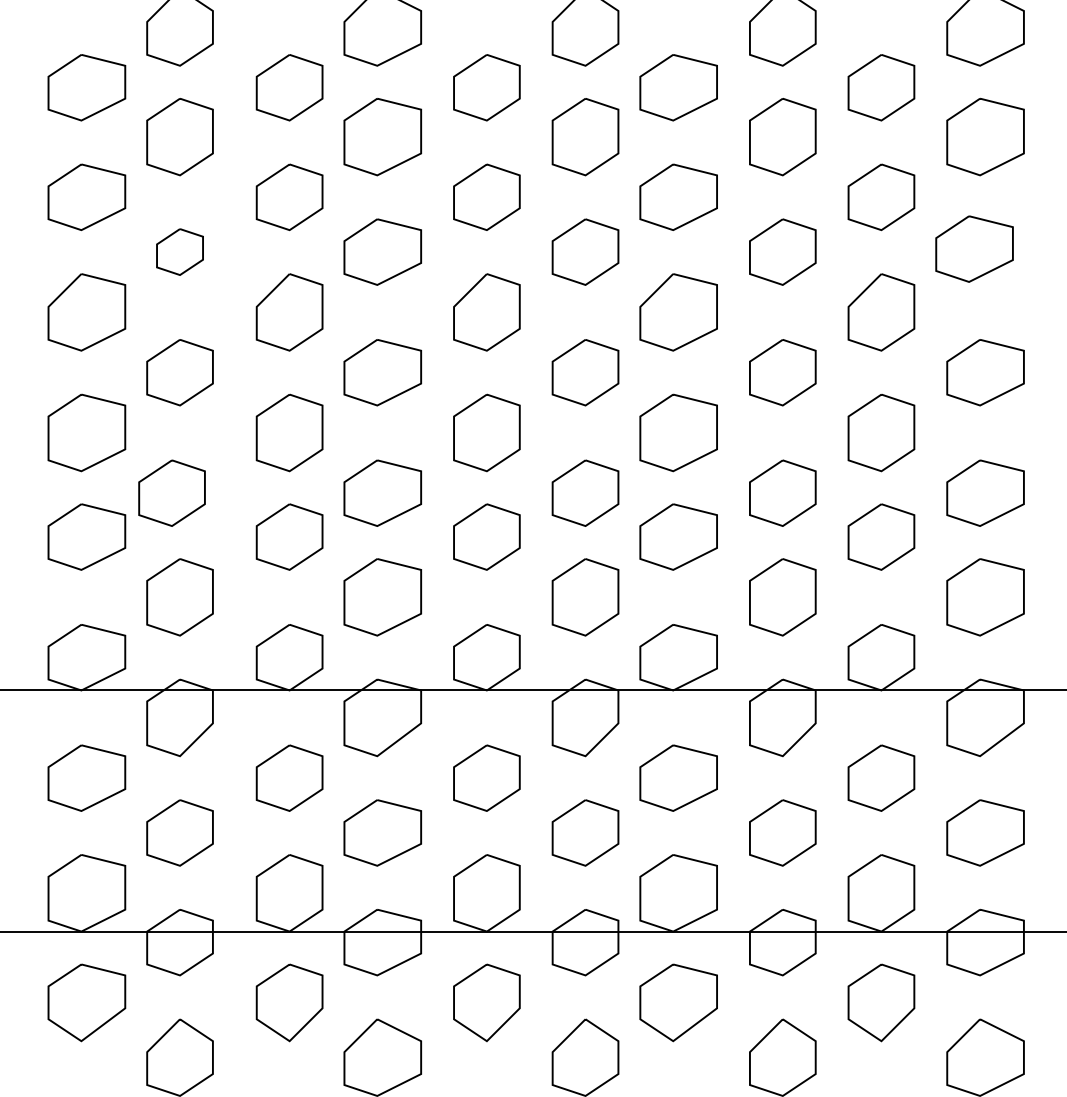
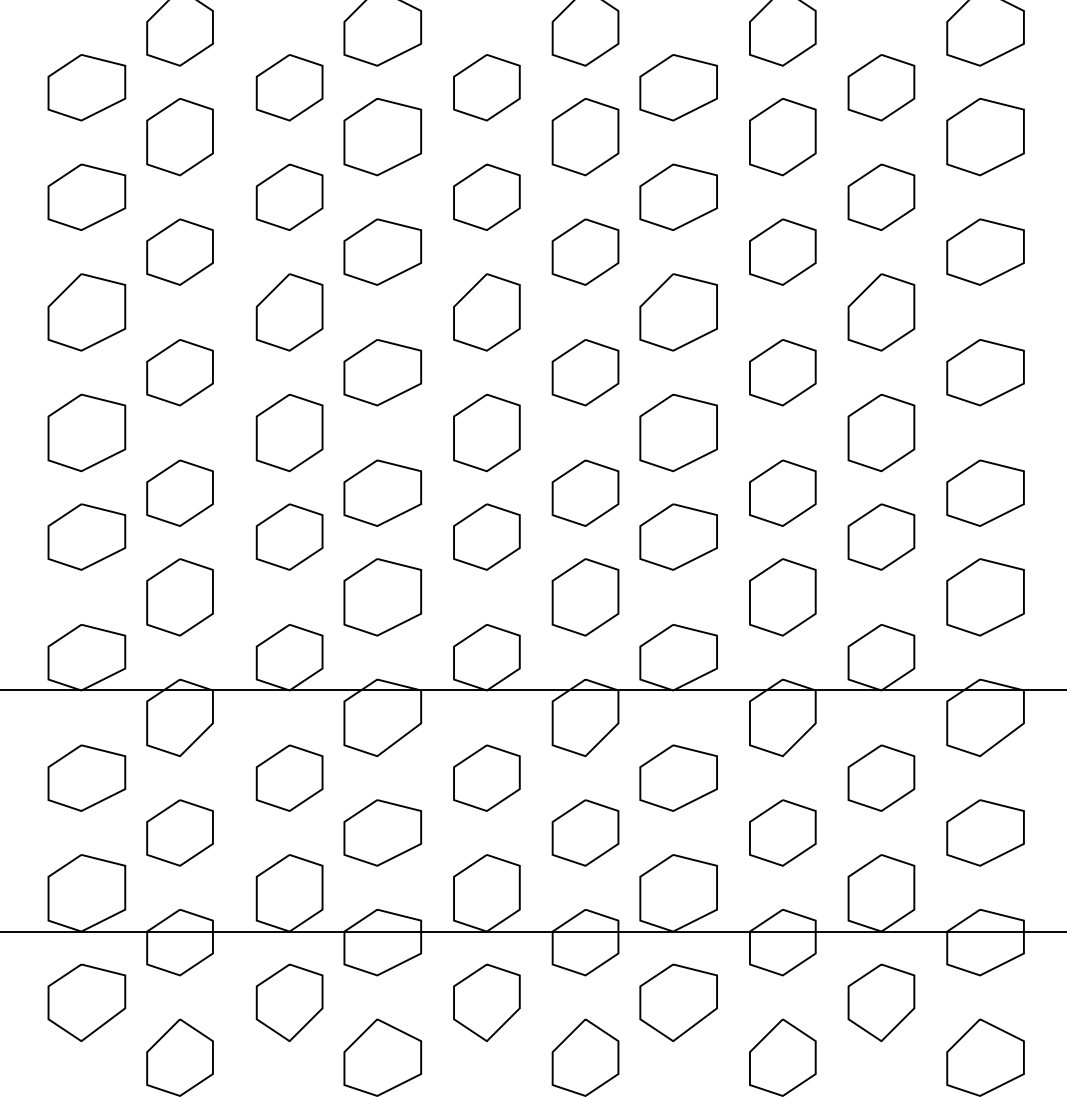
part position: (974, 248) -> (985, 251) (985, 251)
part size: 48x48 px -> 68x68 px (179, 251)
part position: (171, 492) -> (179, 492) (179, 492)
